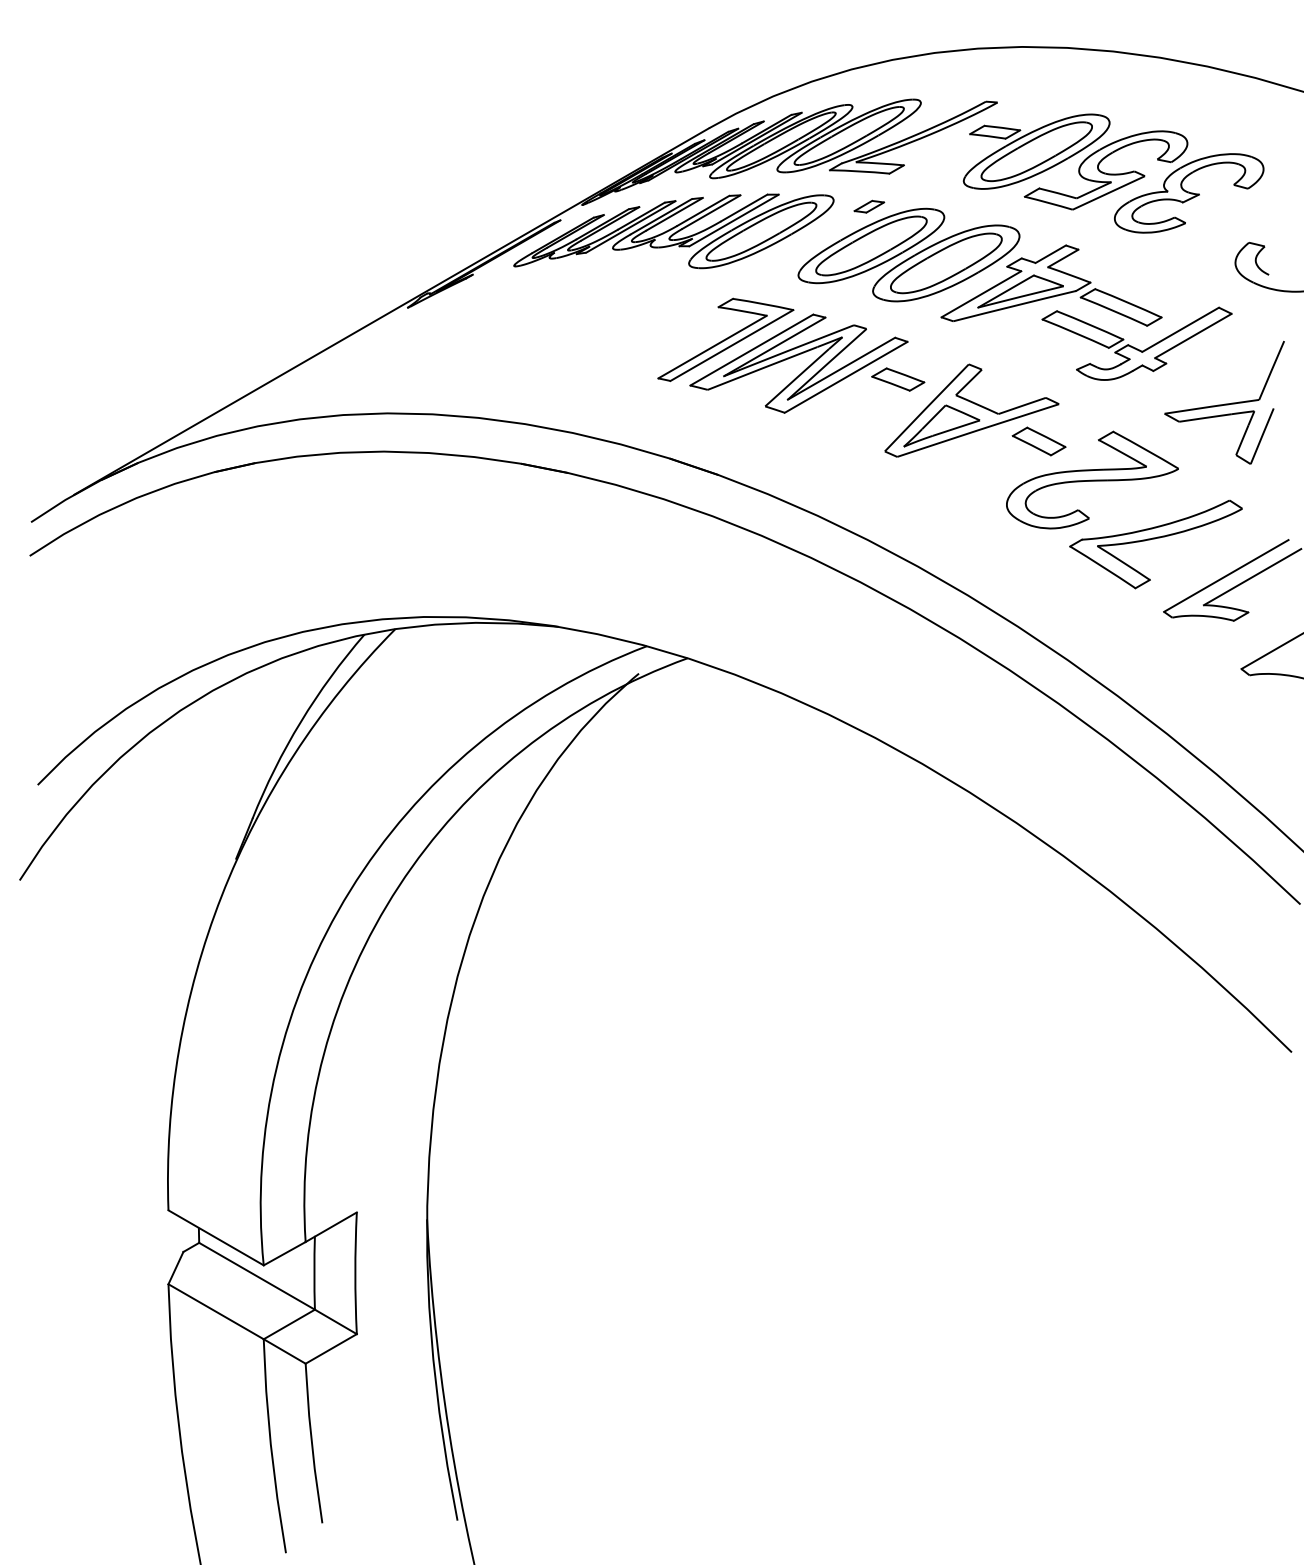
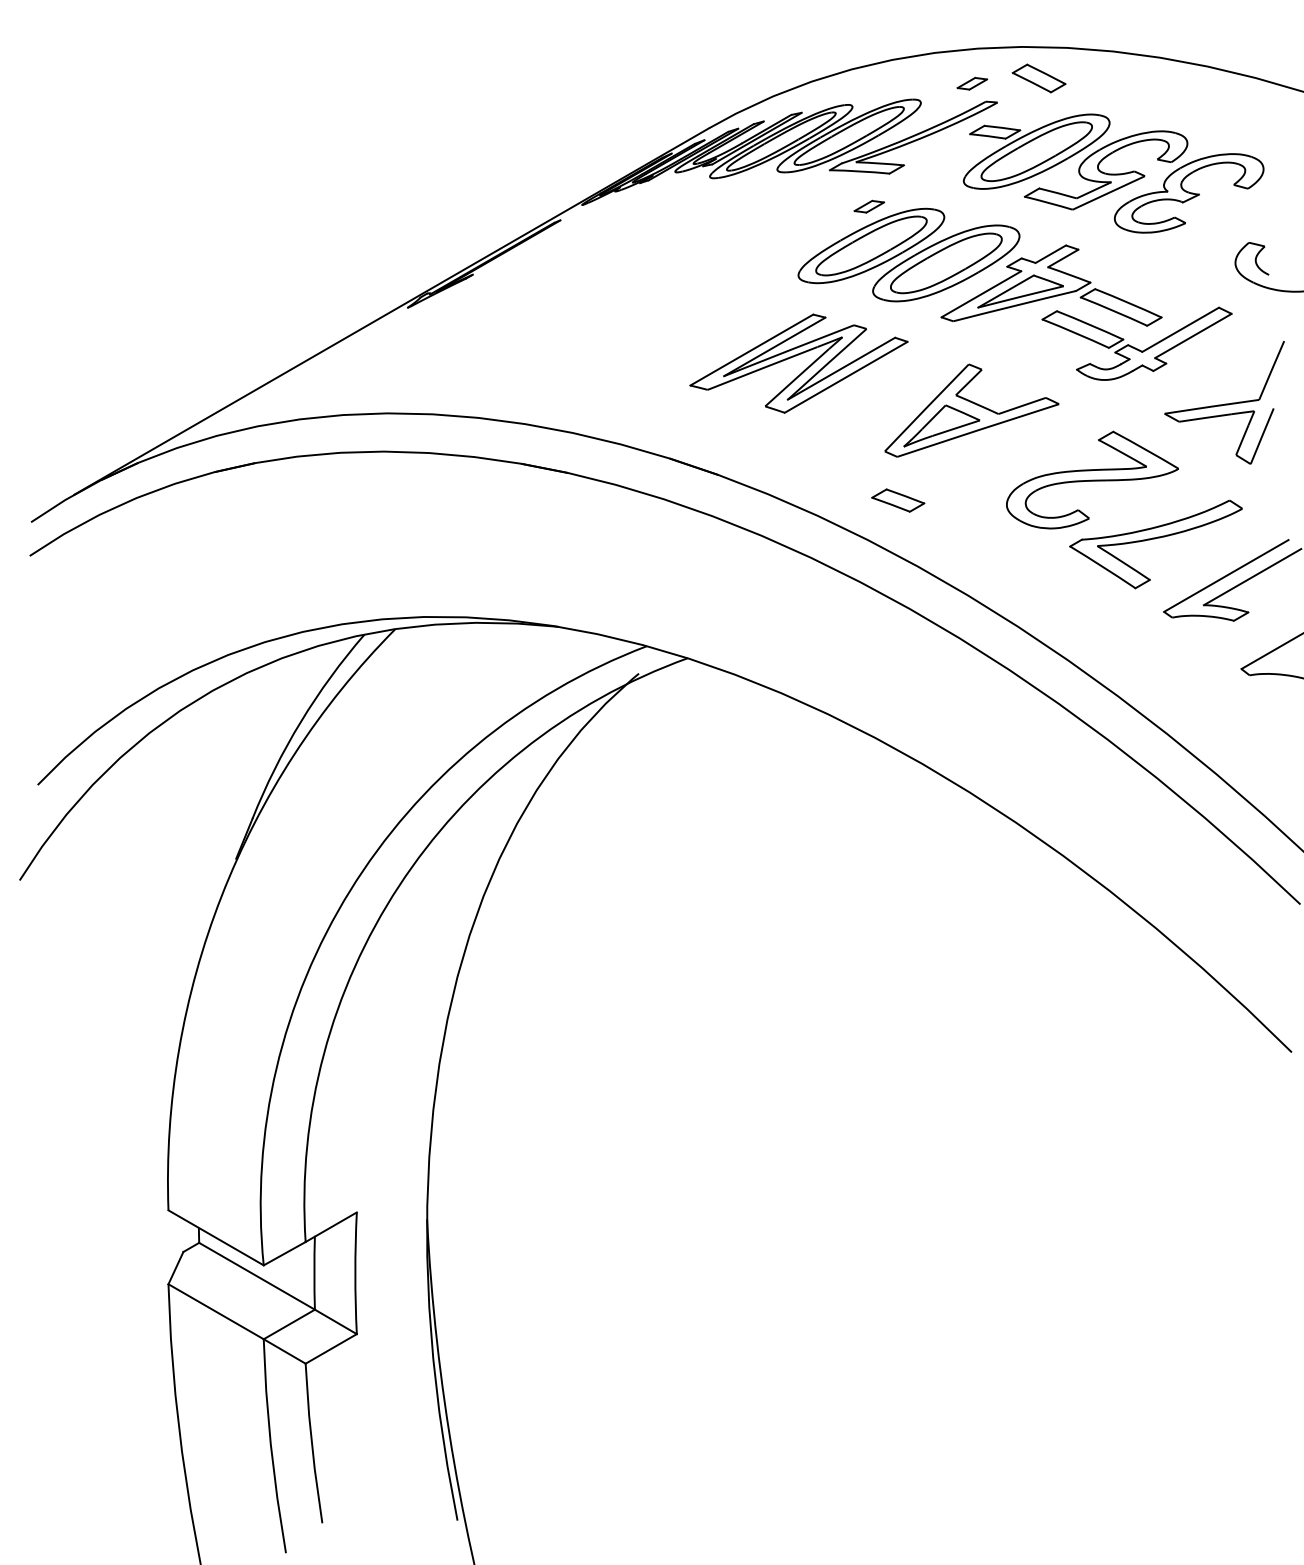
part: none -> present (972, 83)
part: present -> none (673, 231)
part: present -> none (725, 339)
part position: (898, 379) -> (898, 500) (898, 500)
part position: (1038, 441) -> (1038, 78) (1038, 78)
